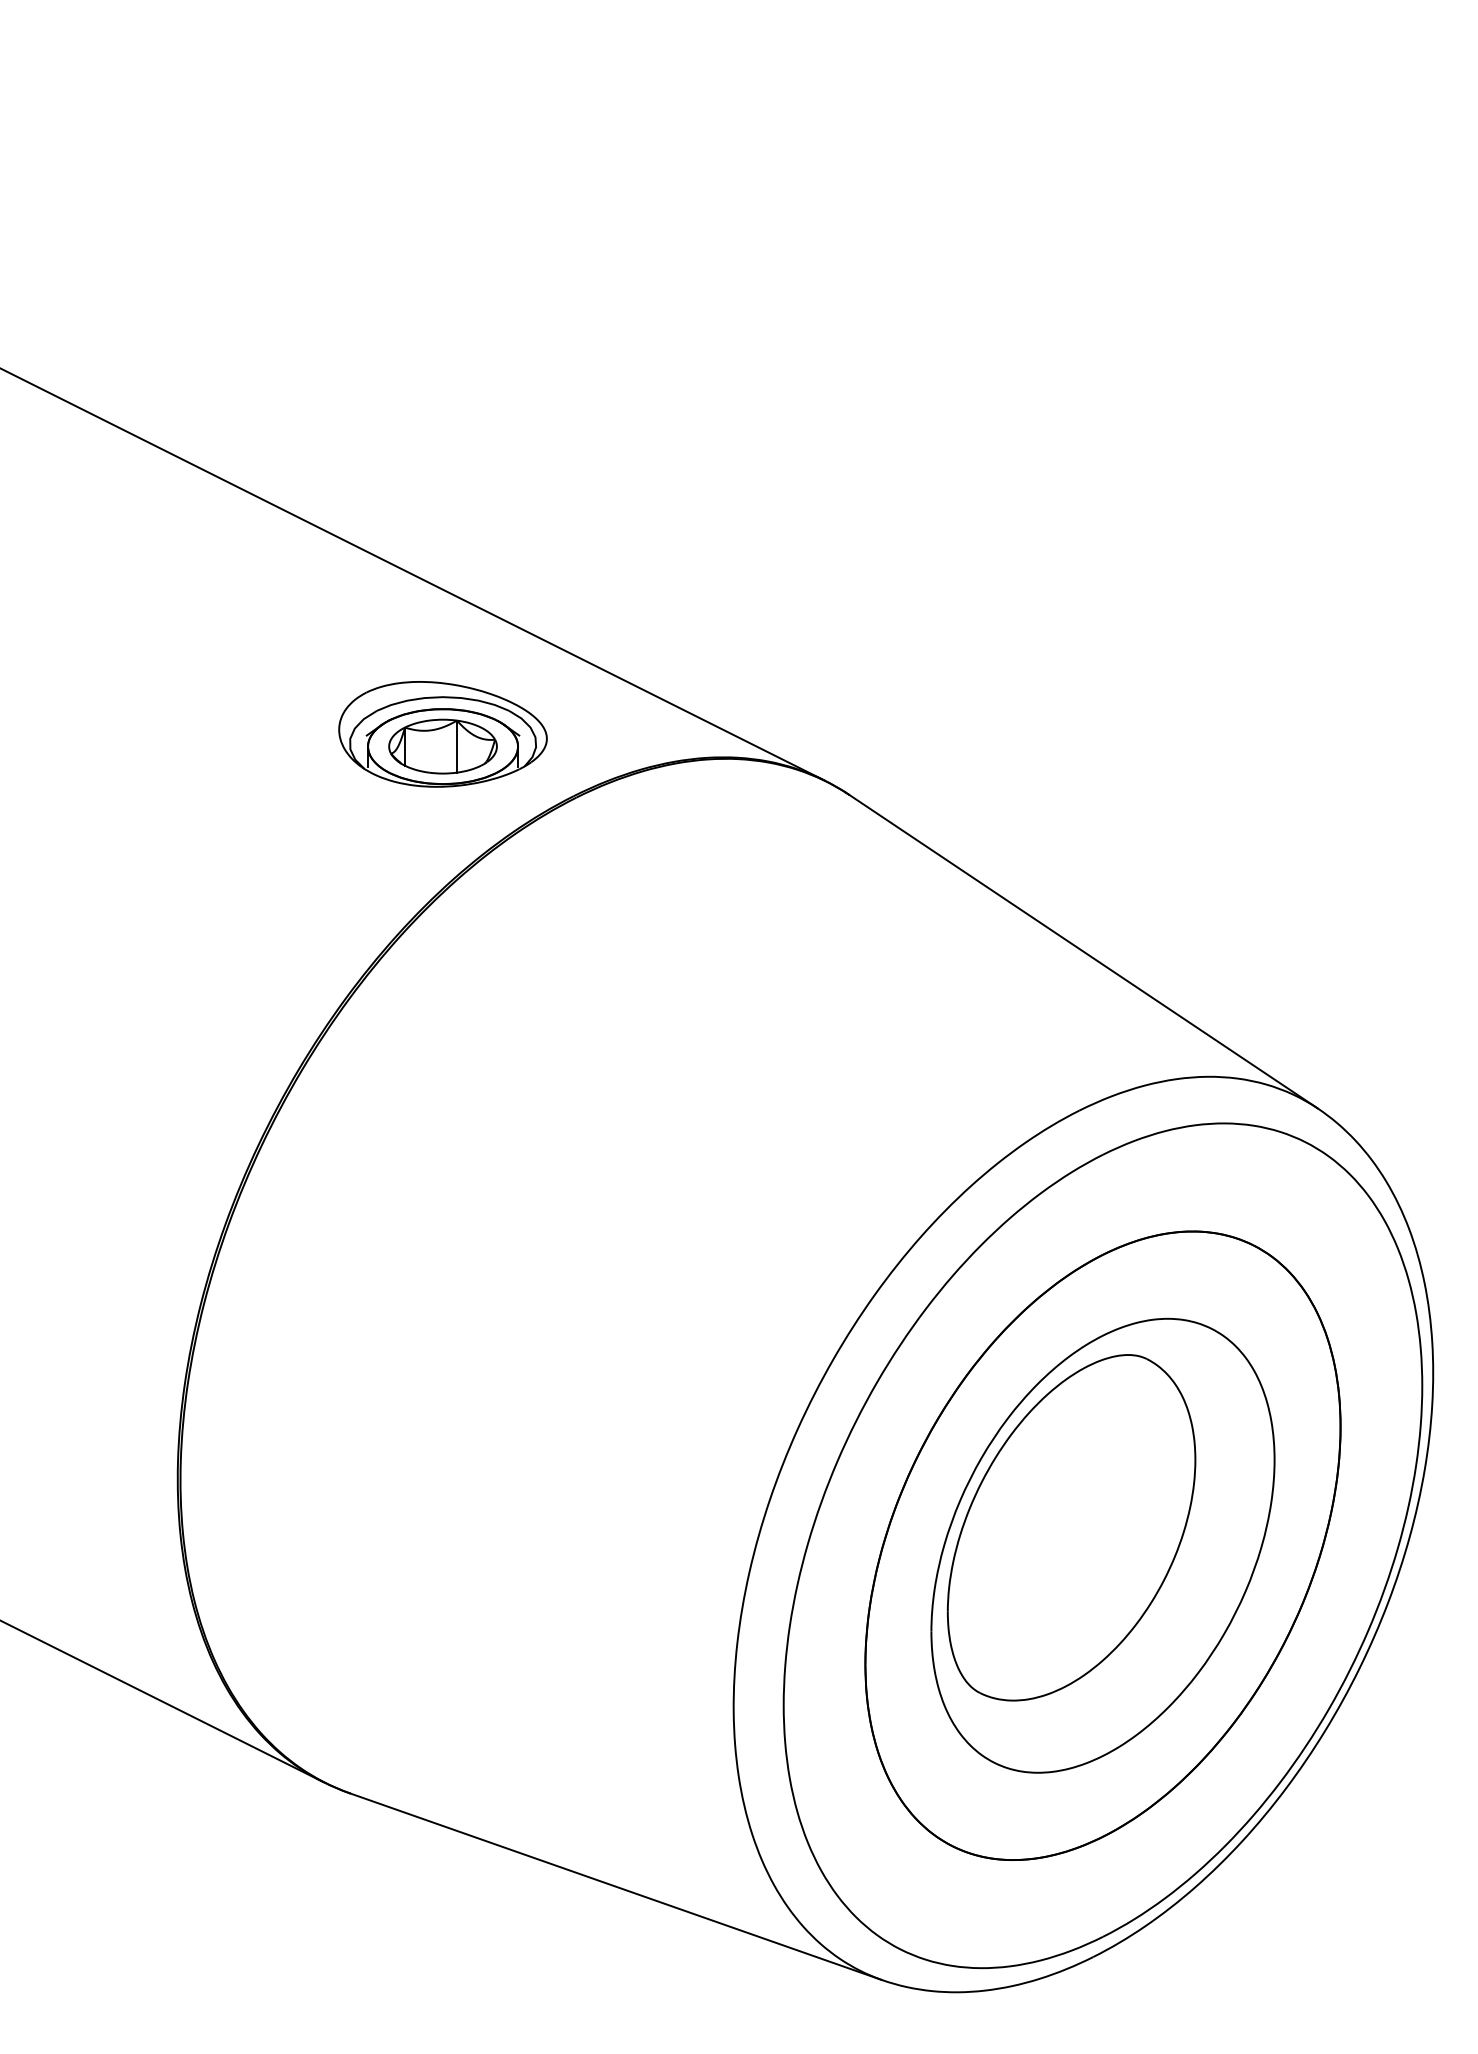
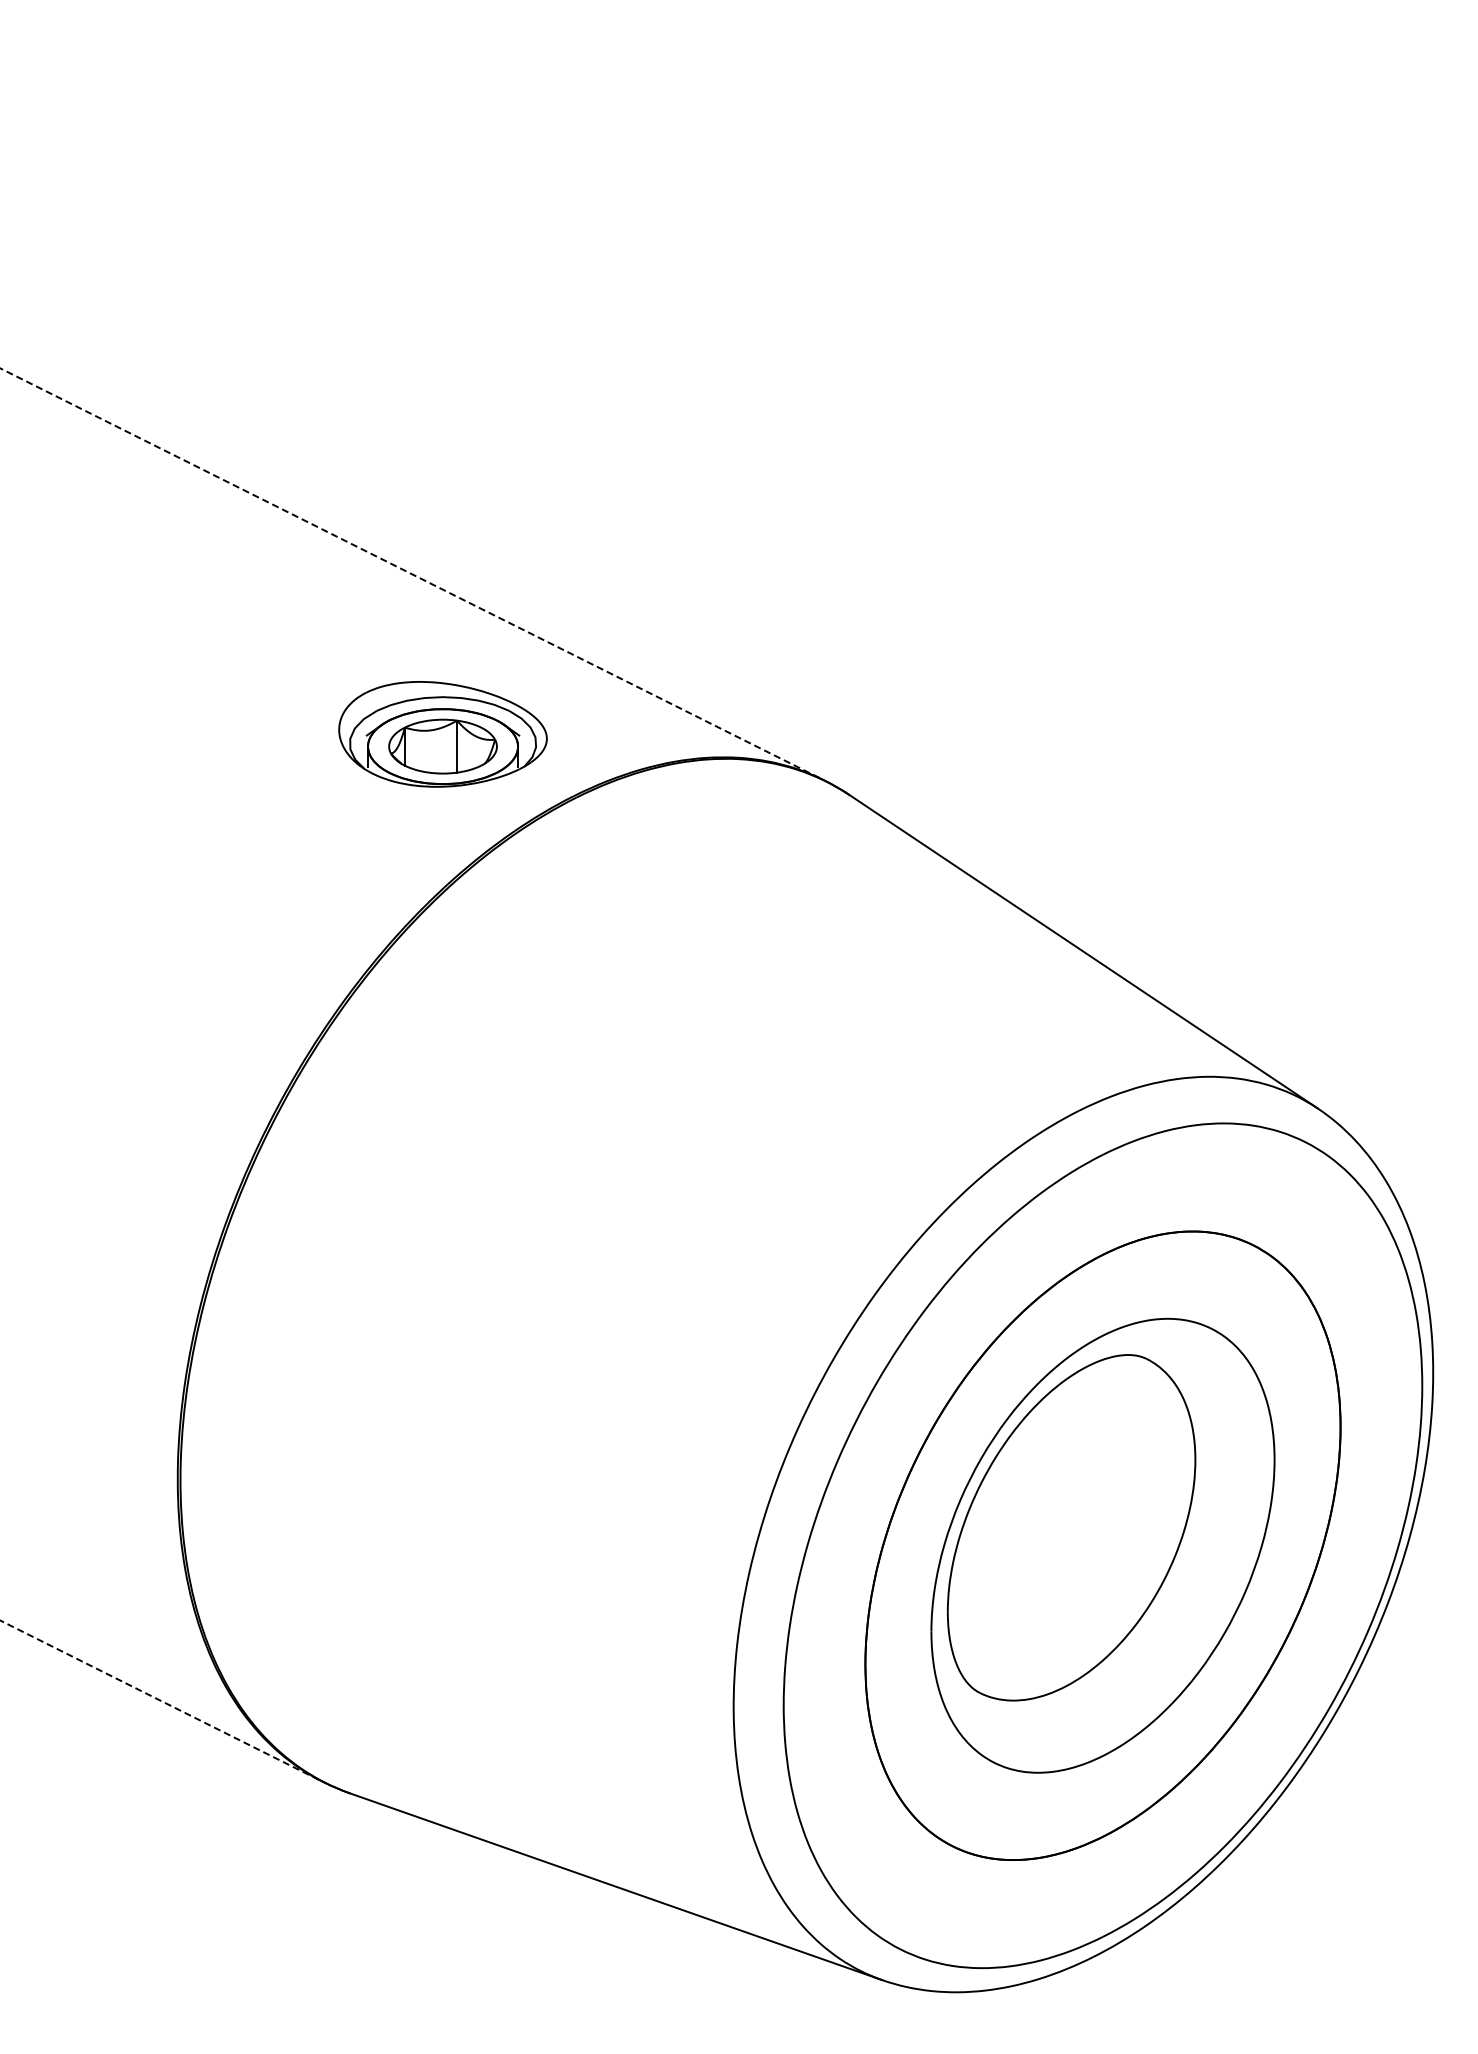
line: solid -> dashed (412, 574)
line: solid -> dashed (162, 1701)
